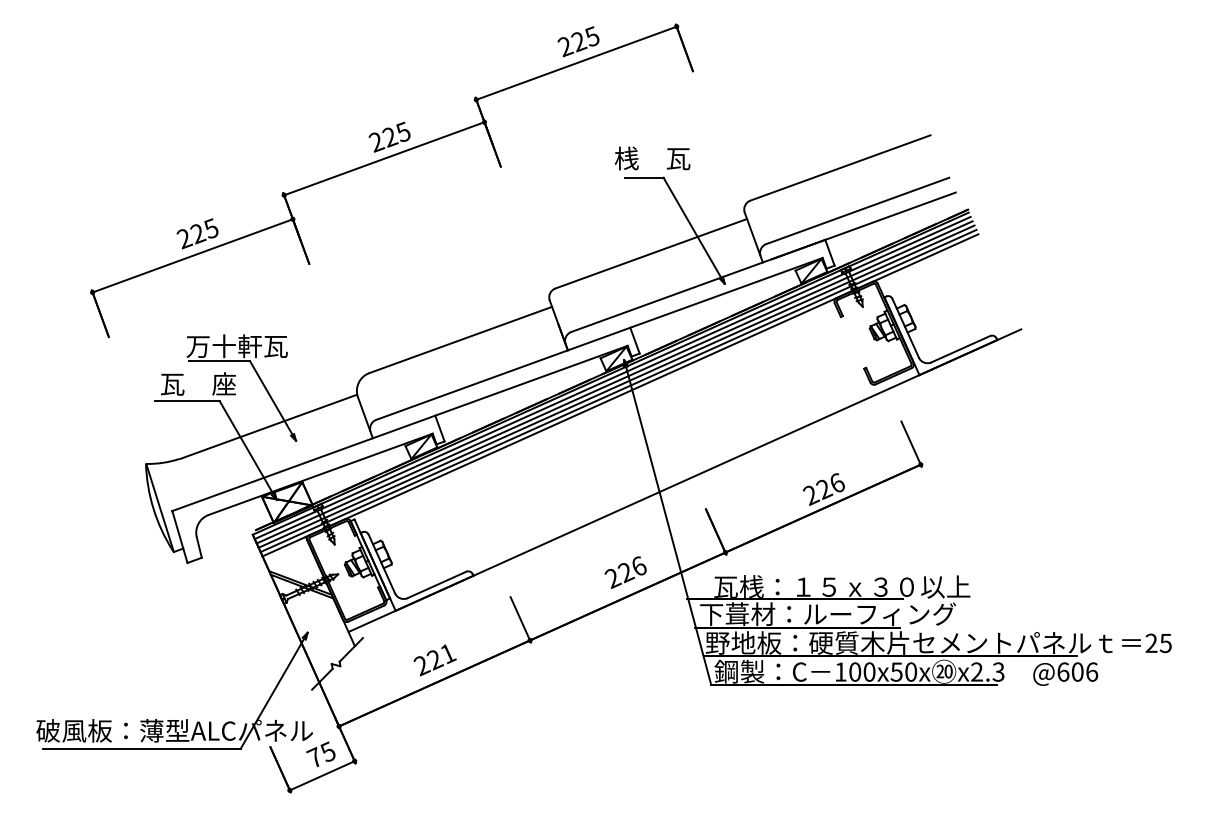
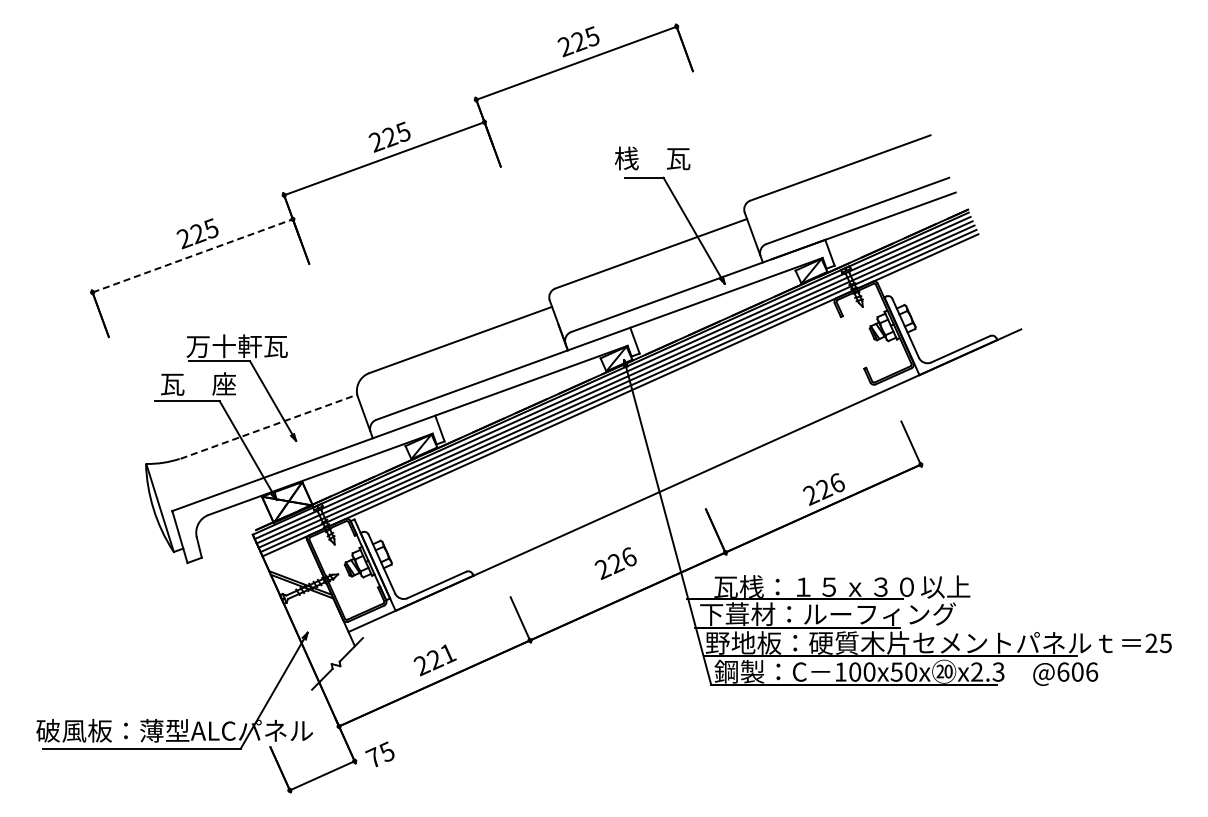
line: solid -> dashed (192, 255)
line: solid -> dashed (268, 426)
text position: (625, 572) -> (615, 563) (615, 563)
text position: (320, 754) -> (379, 754) (379, 754)
